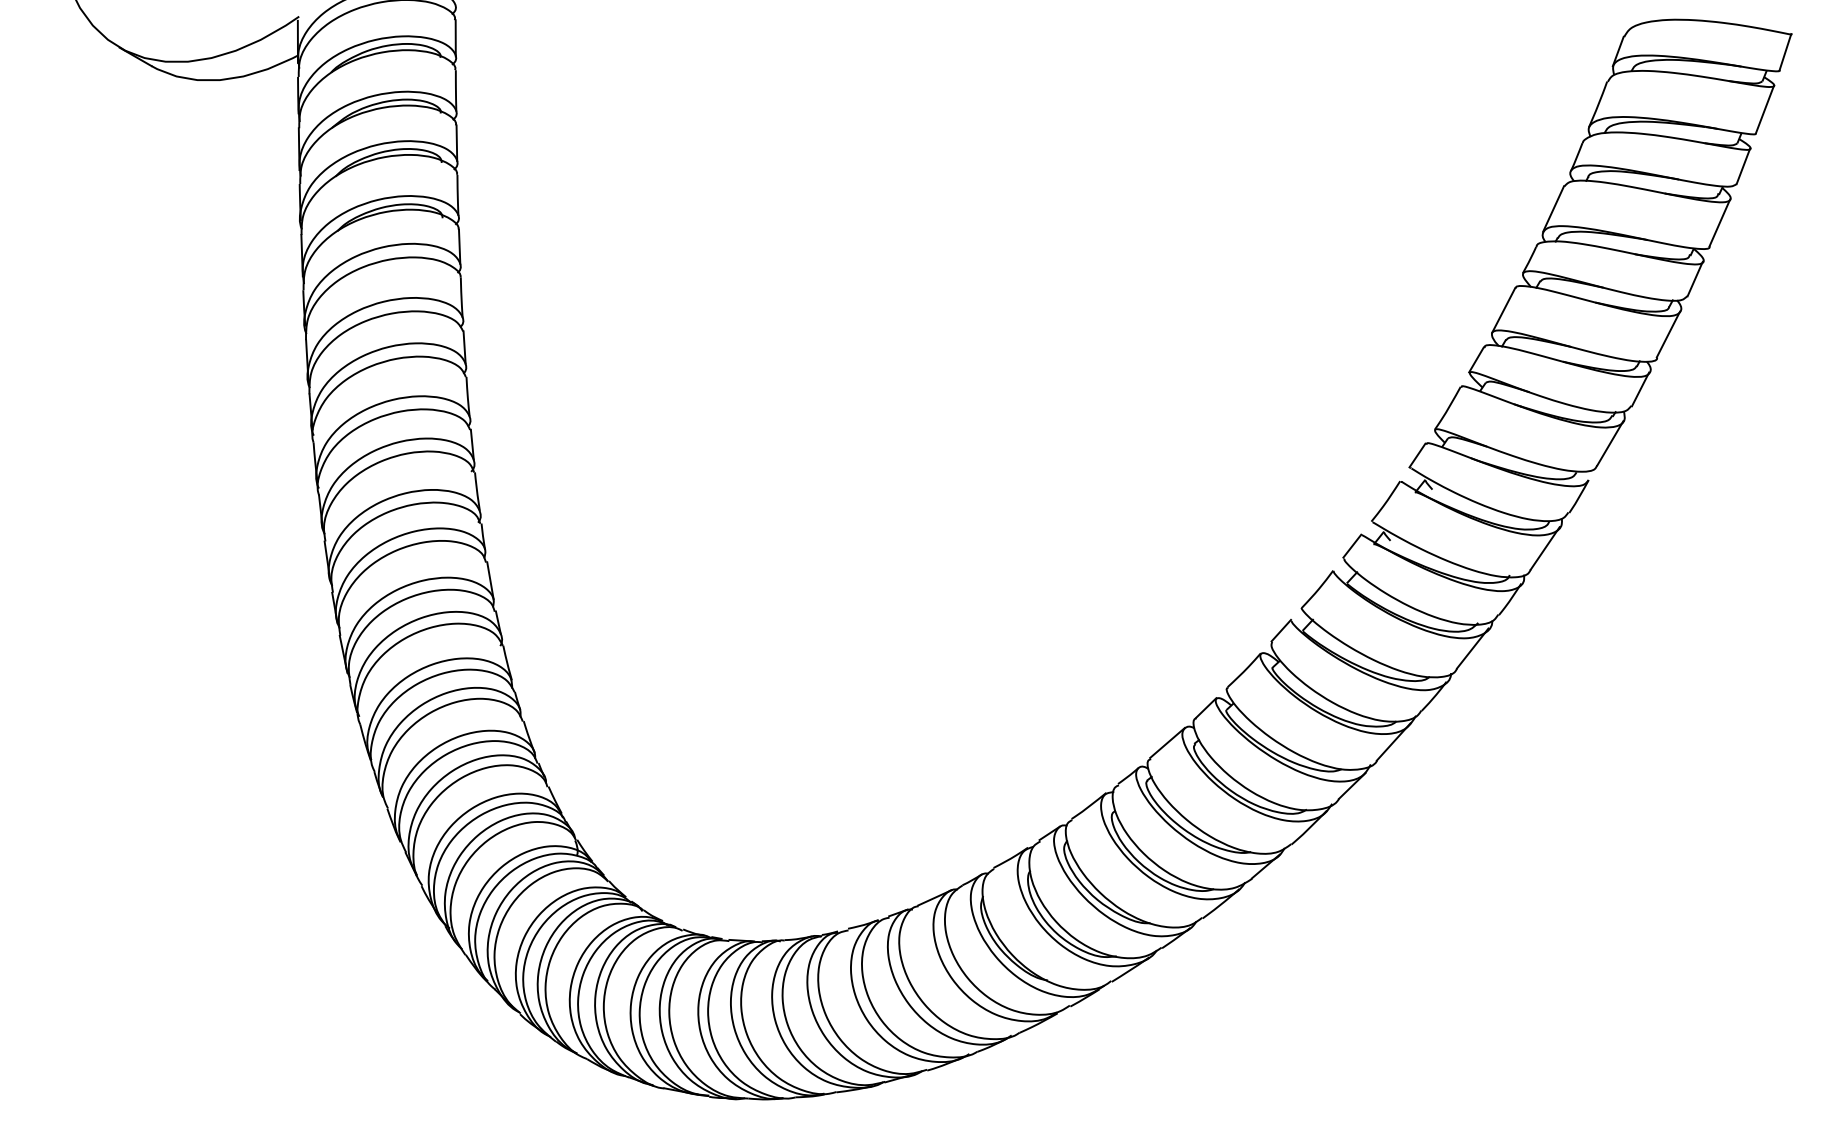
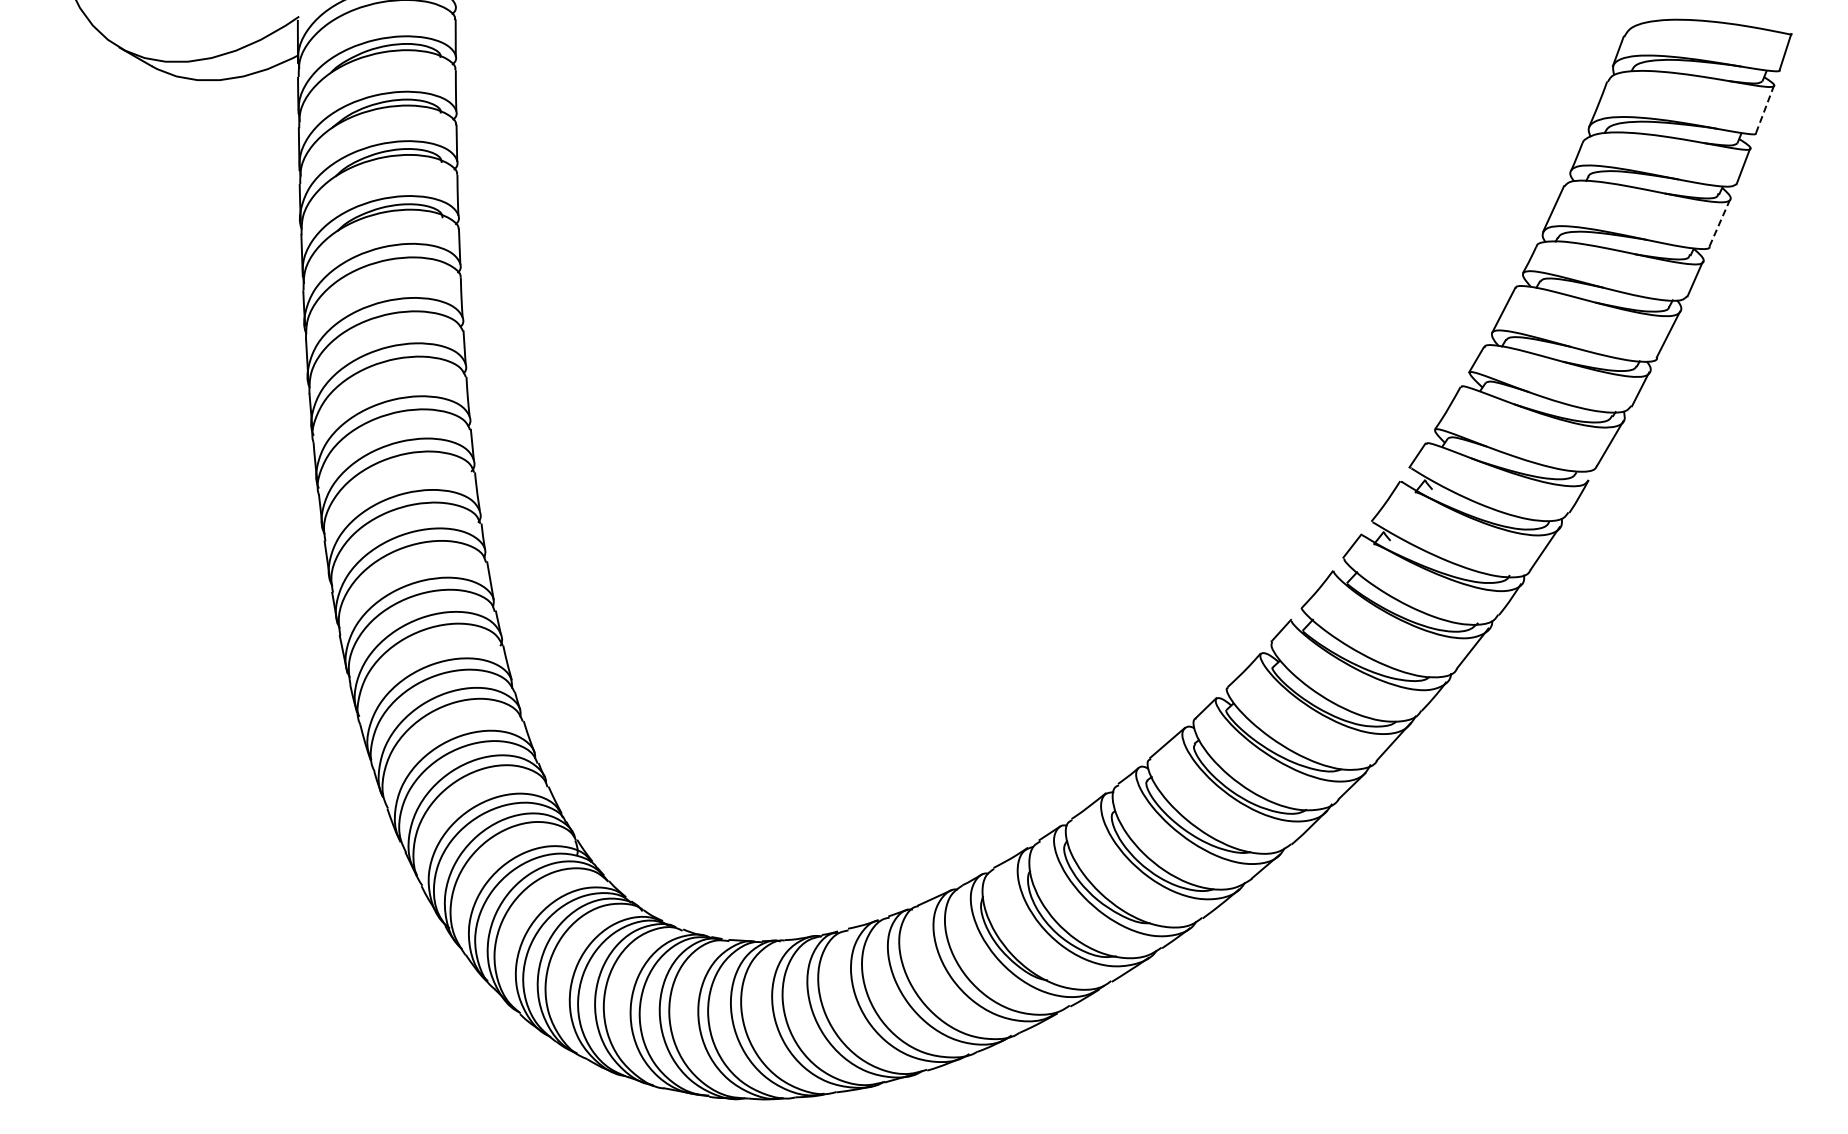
line: solid -> dashed (1765, 109)
line: solid -> dashed (1720, 222)
